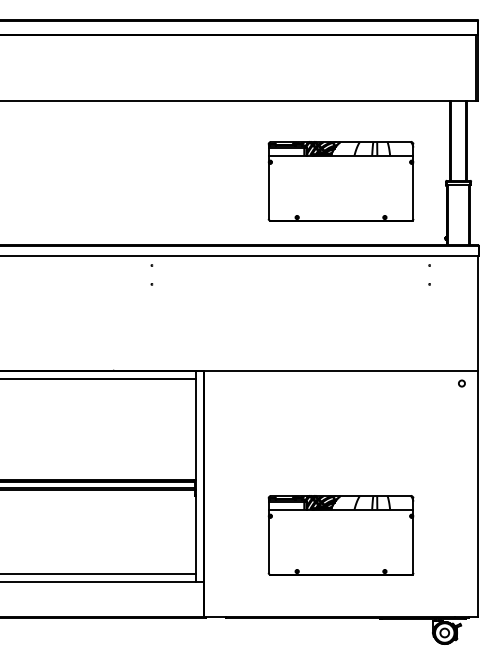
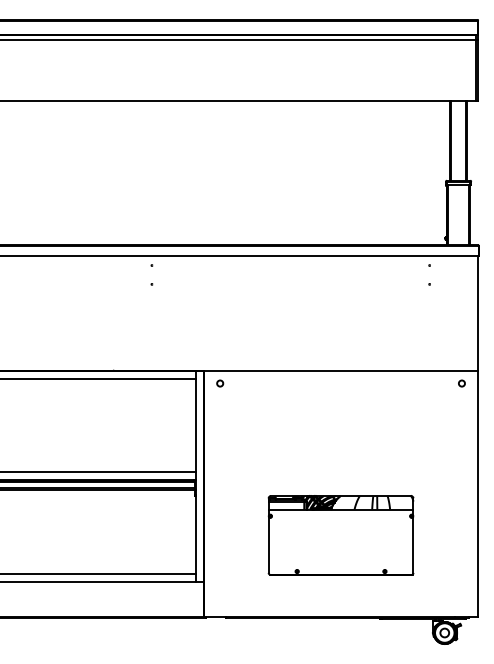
line: none -> present (240, 39)
part: present -> none (340, 181)
circle: none -> present (220, 383)
line: none -> present (99, 472)
